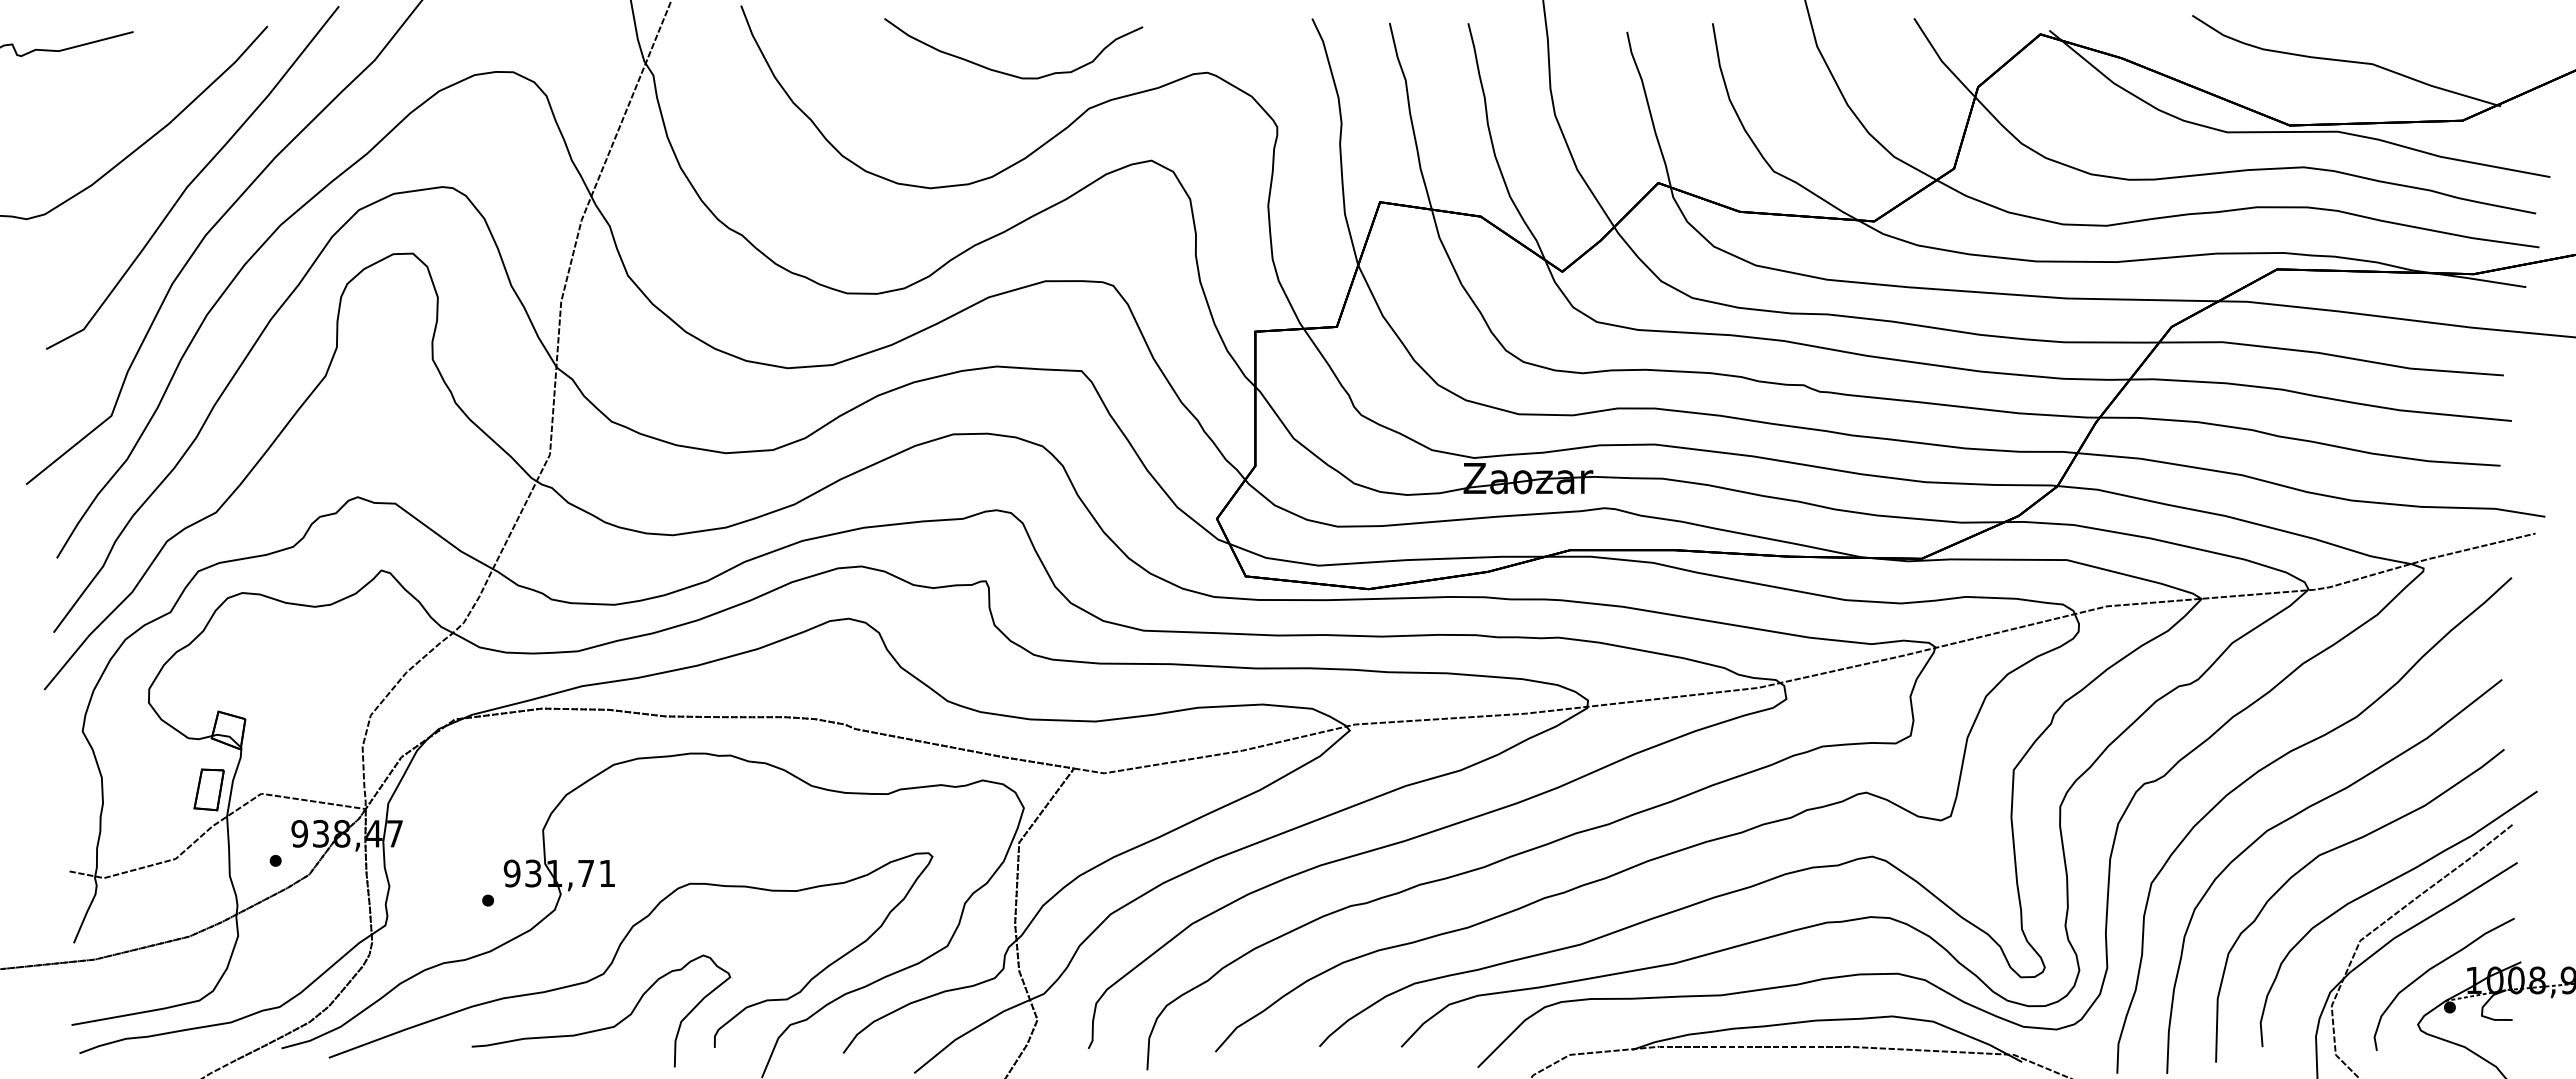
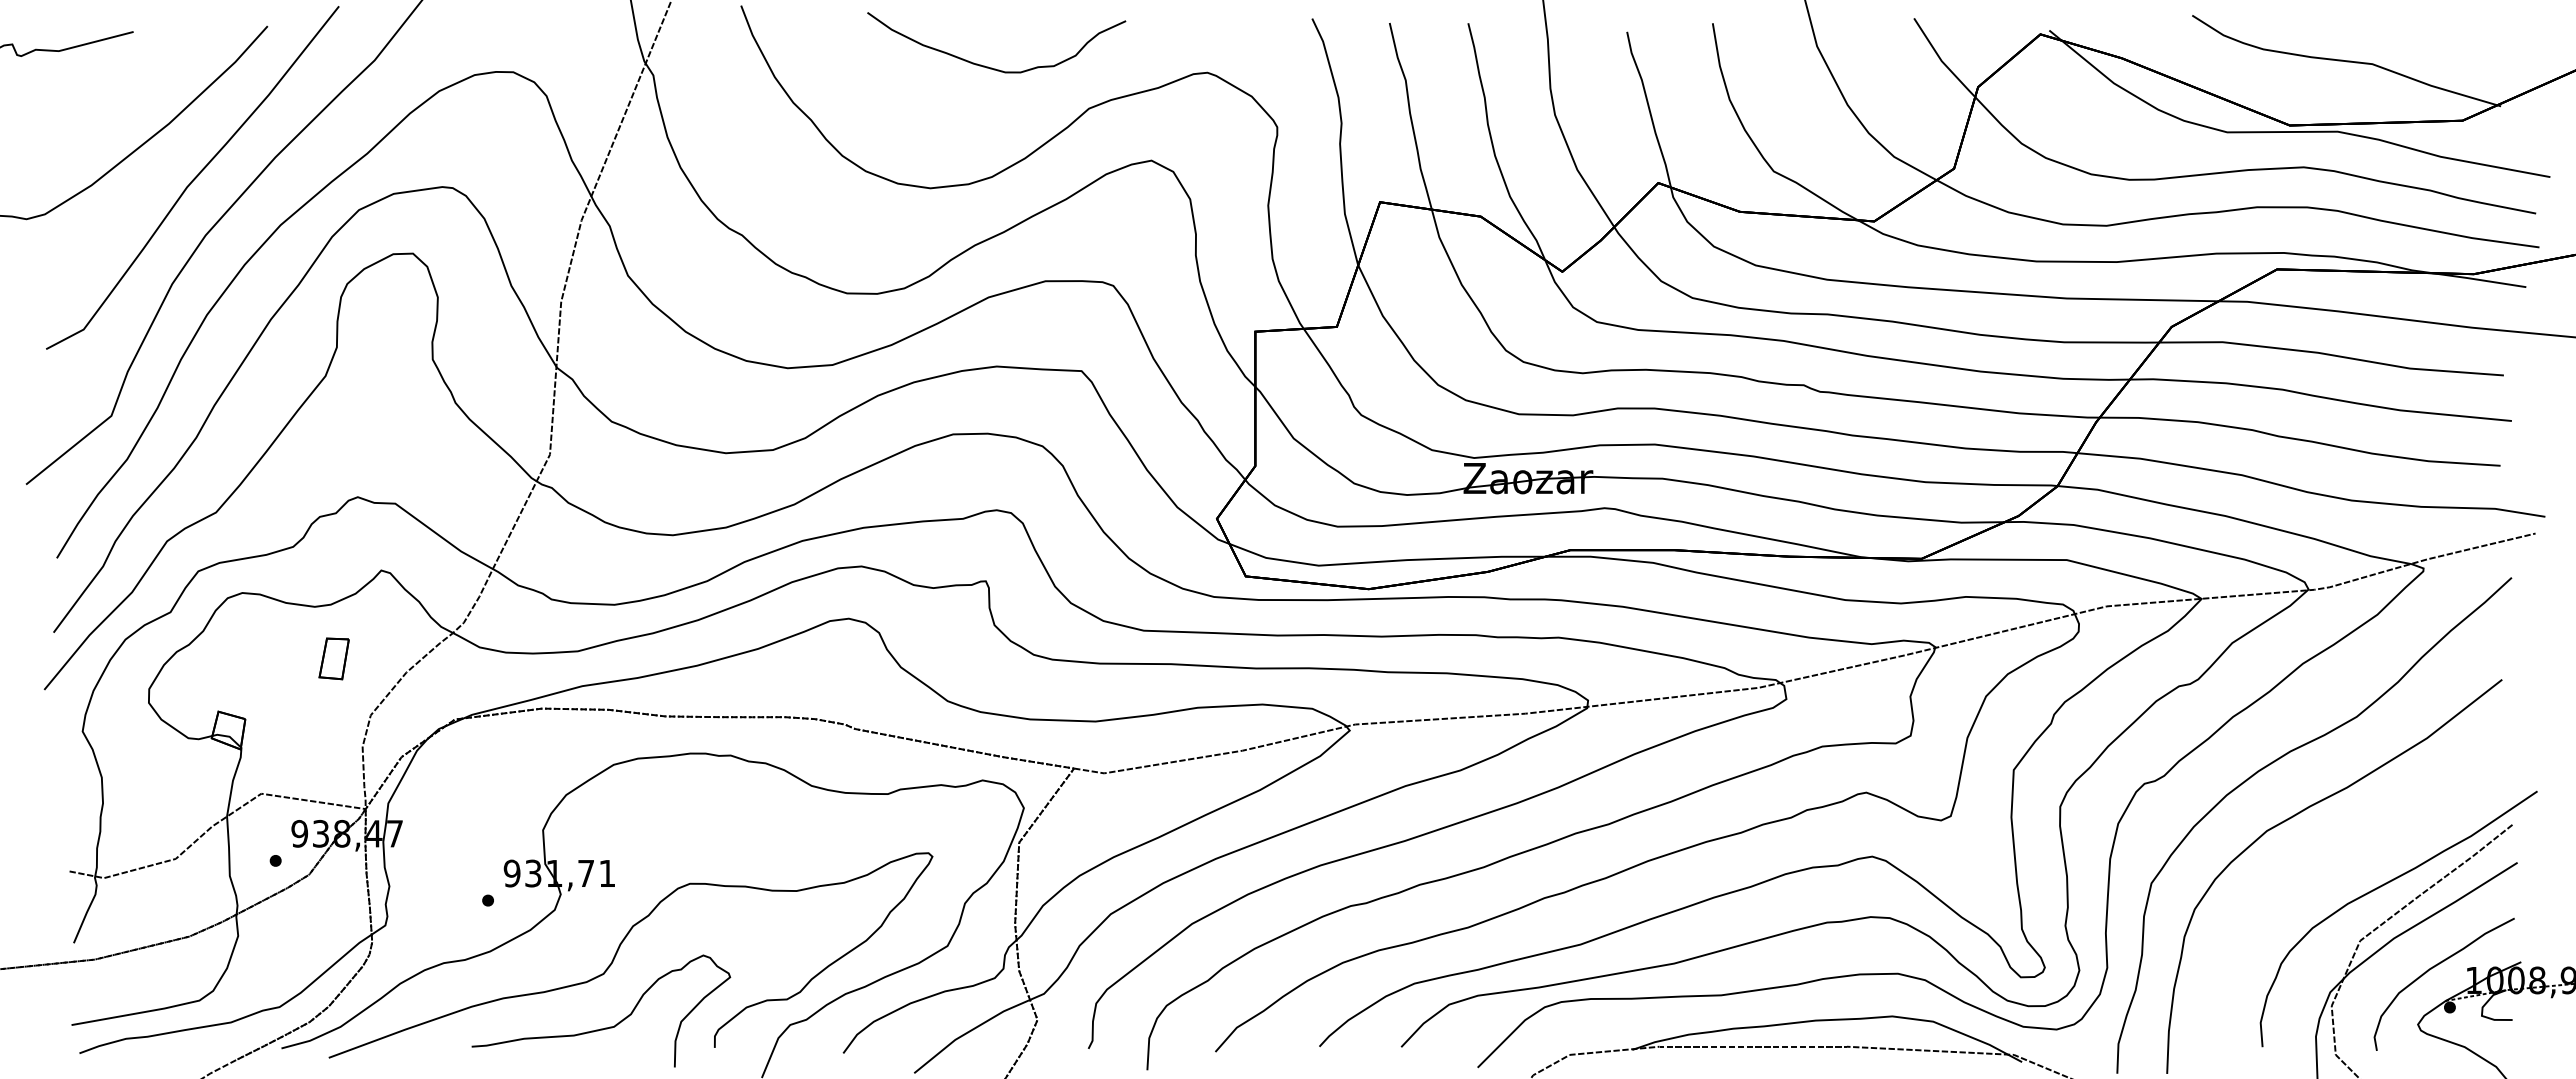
curve position: (1005, 72) -> (988, 66) (988, 66)
part position: (208, 789) -> (333, 658) (333, 658)
curve: present -> none (2336, 849)
